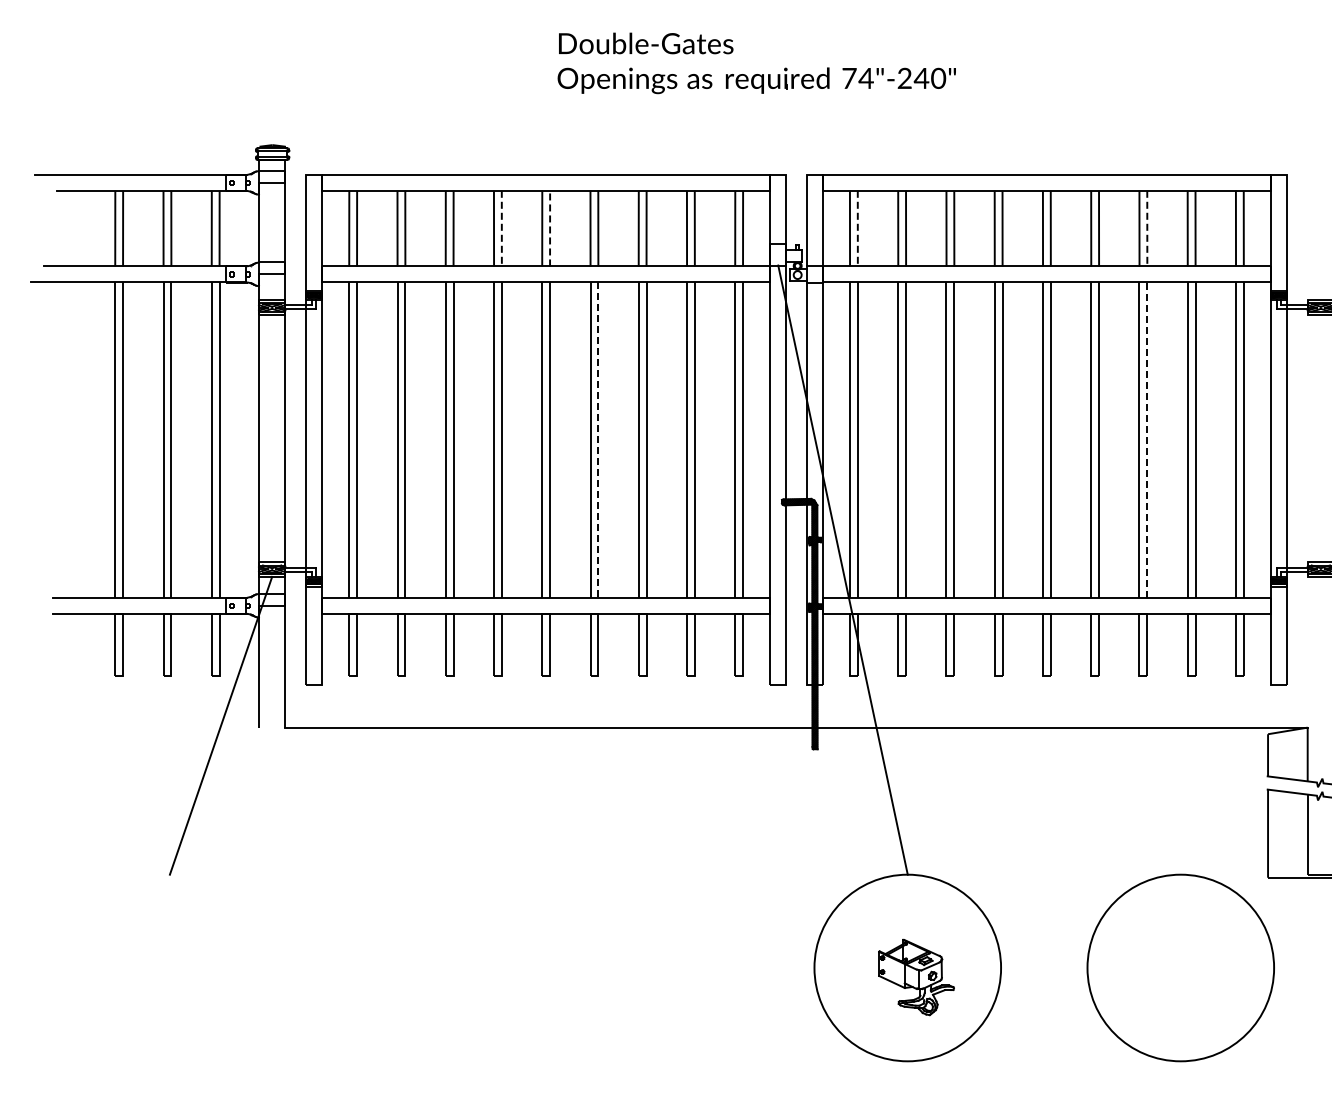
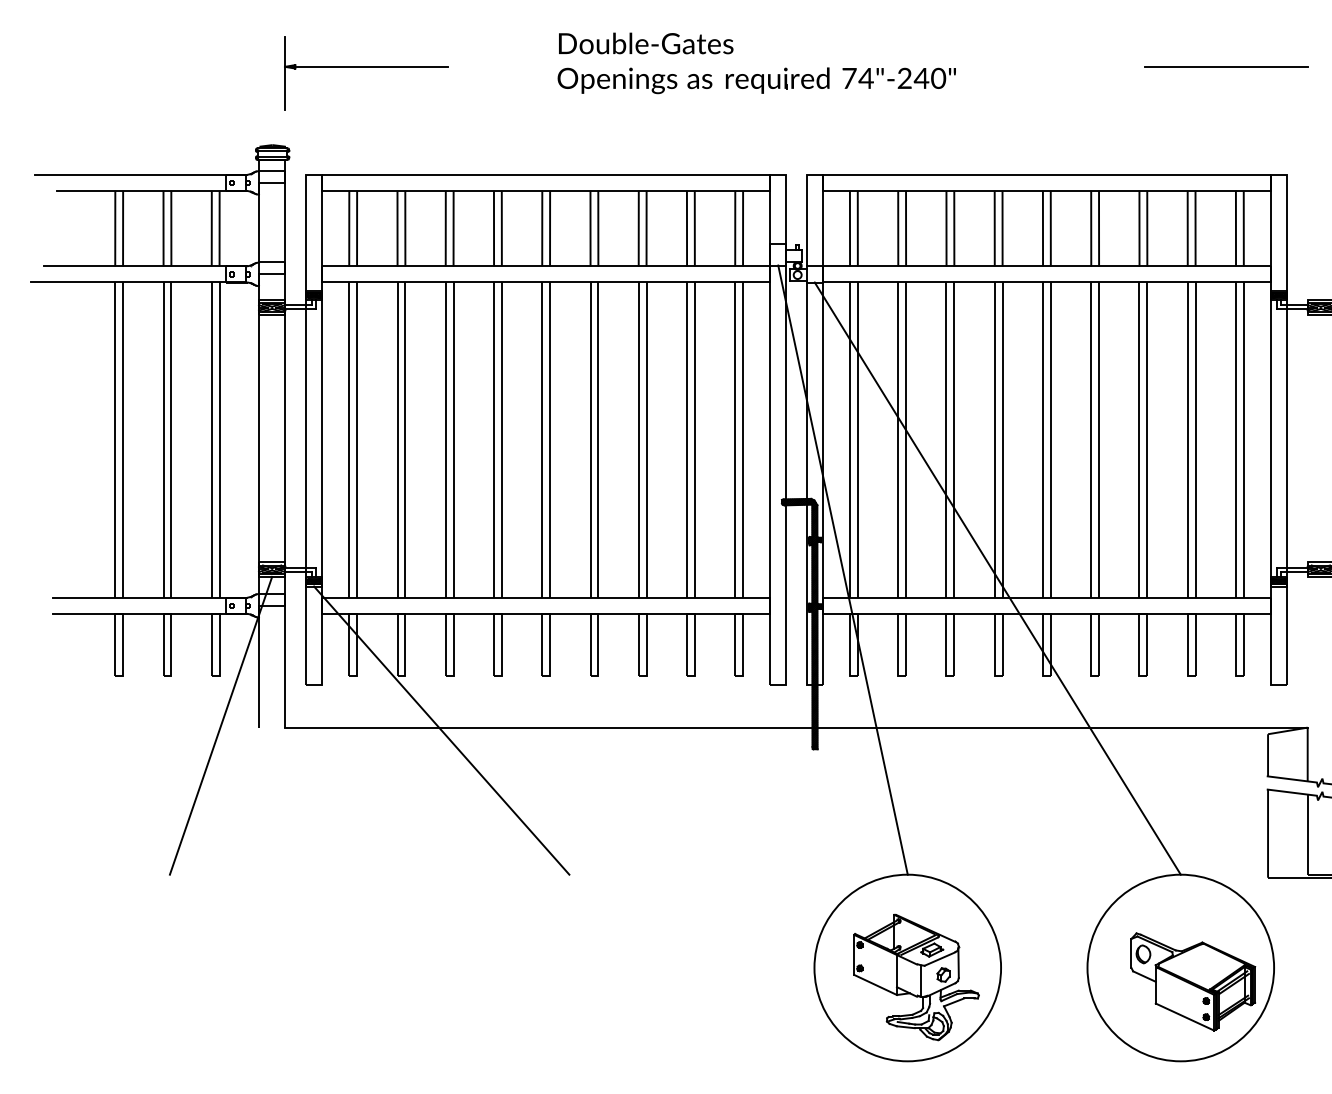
line: none -> present (1225, 66)
part: none -> present (366, 73)
line: dashed -> solid (501, 228)
line: dashed -> solid (550, 228)
line: dashed -> solid (857, 228)
line: dashed -> solid (1147, 228)
line: dashed -> solid (598, 440)
line: dashed -> solid (1147, 440)
line: none -> present (997, 578)
line: none -> present (441, 730)
part size: 77x79 px -> 127x129 px (916, 977)
part: none -> present (1193, 981)
